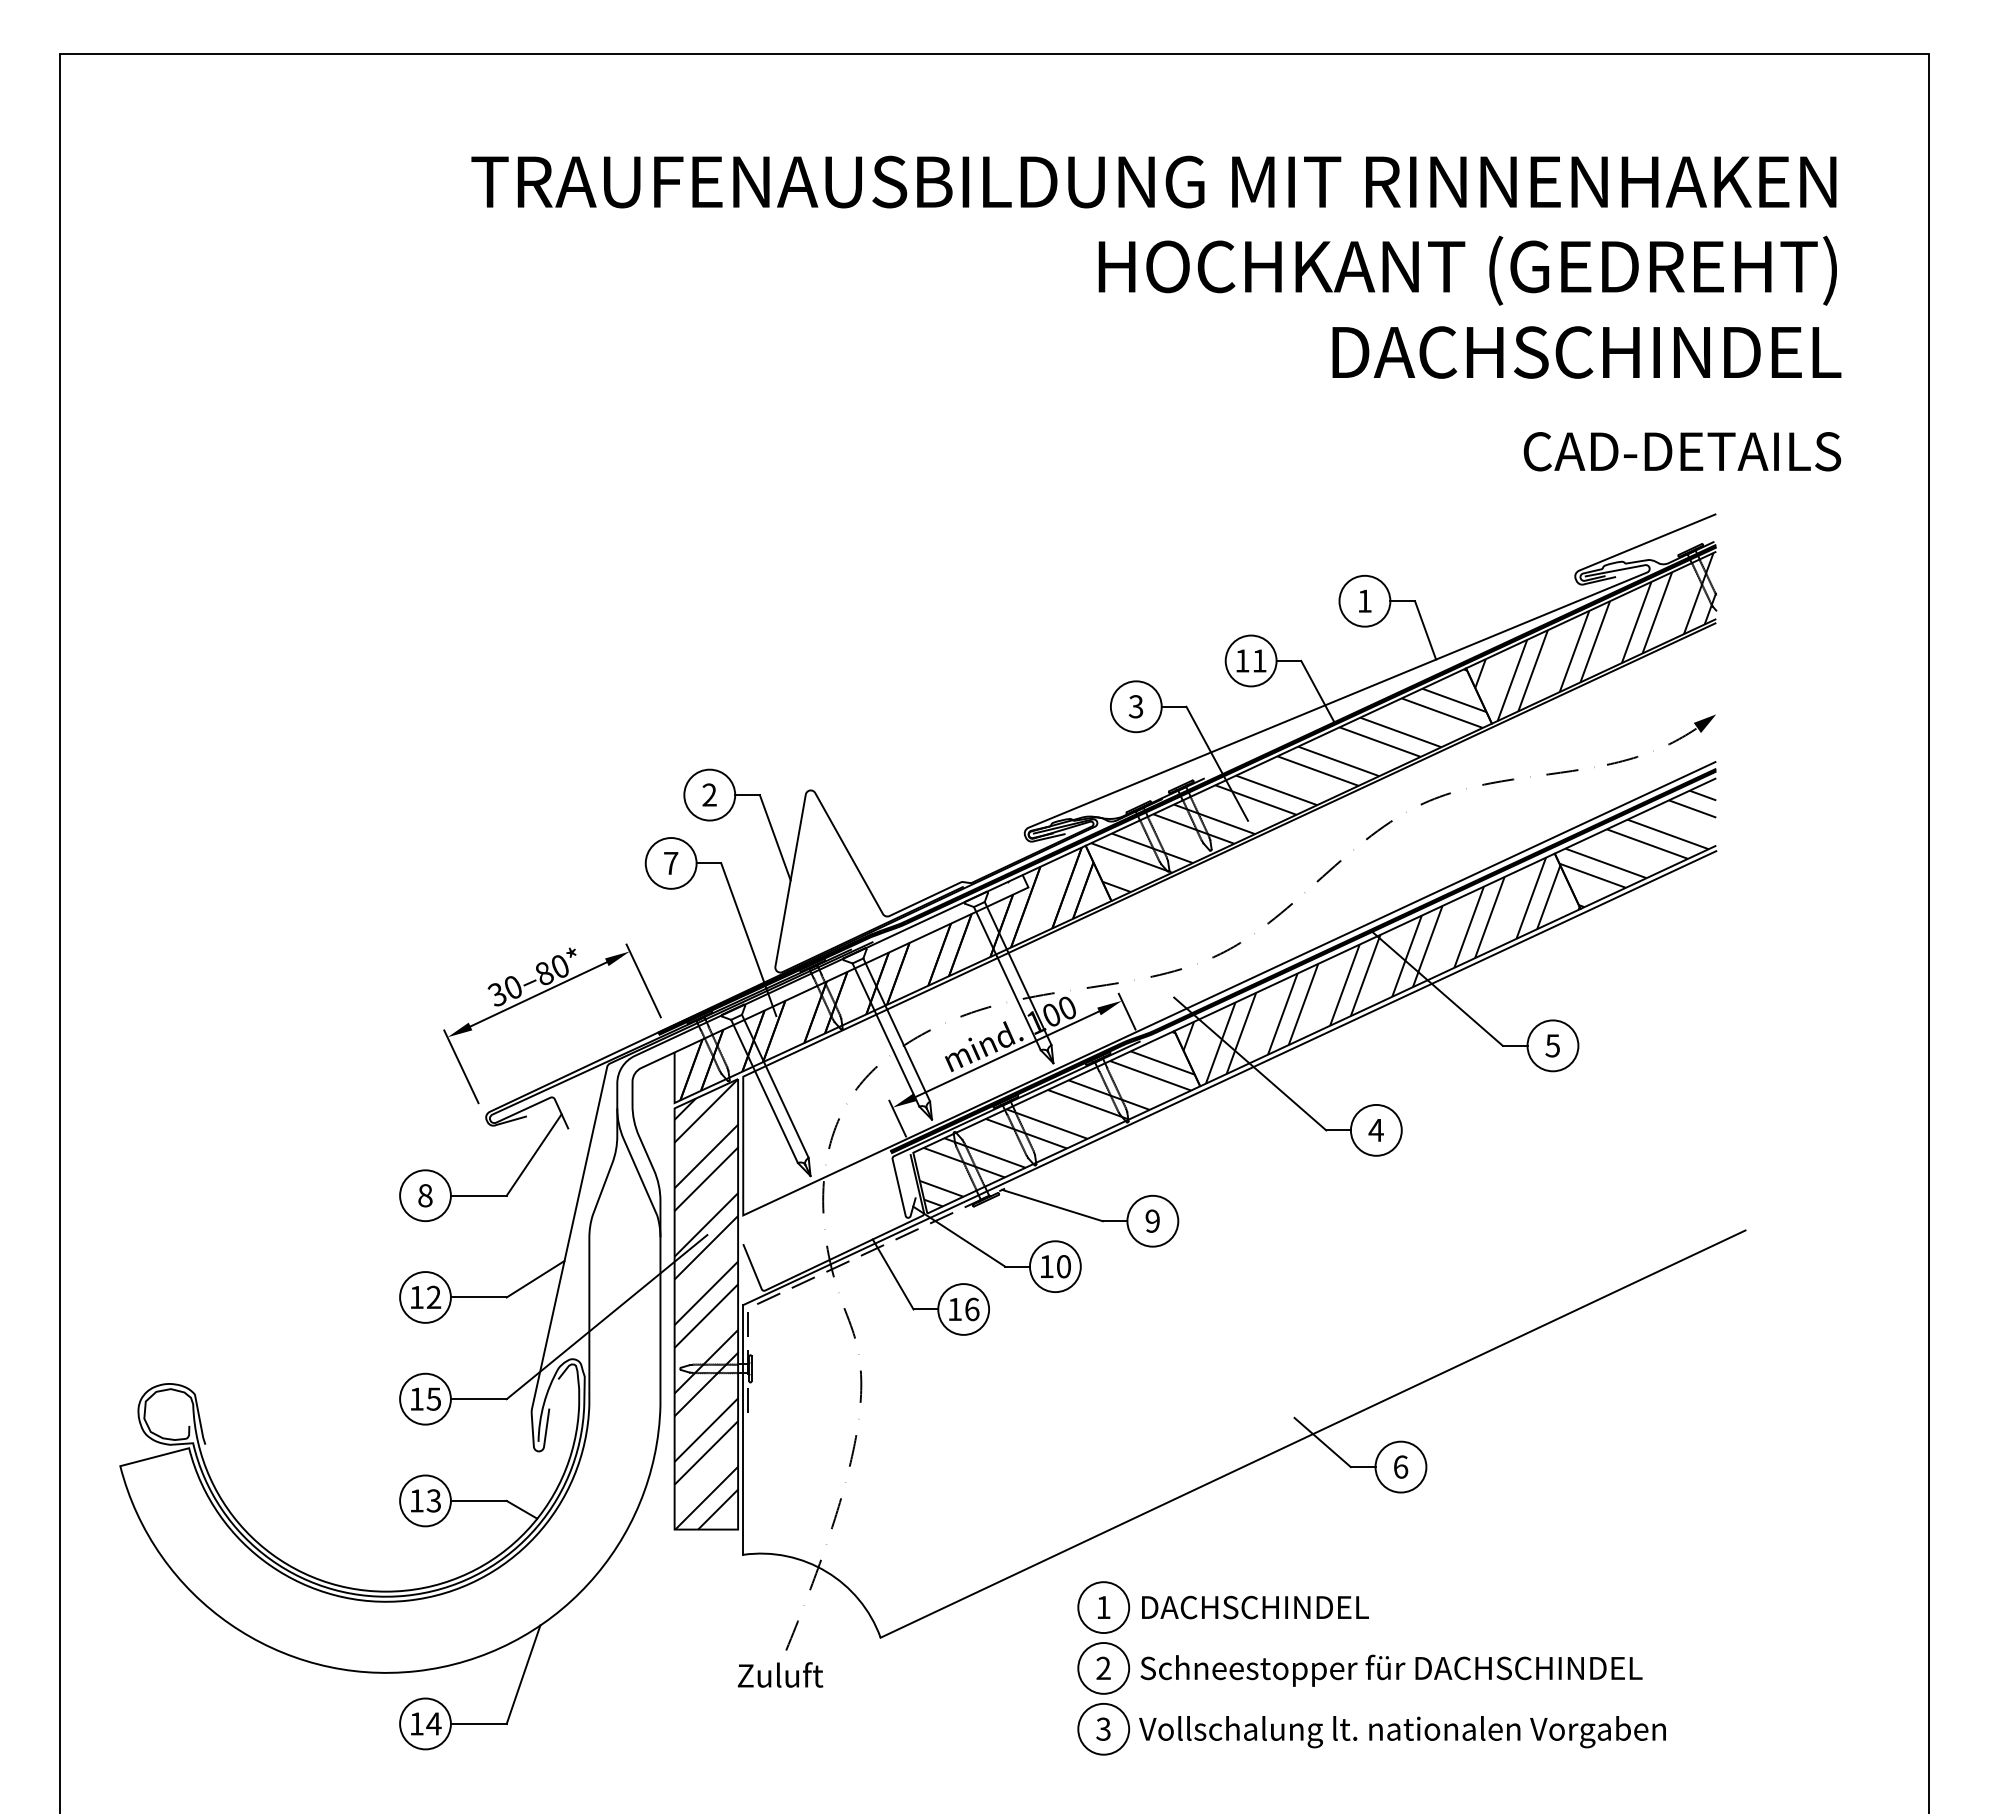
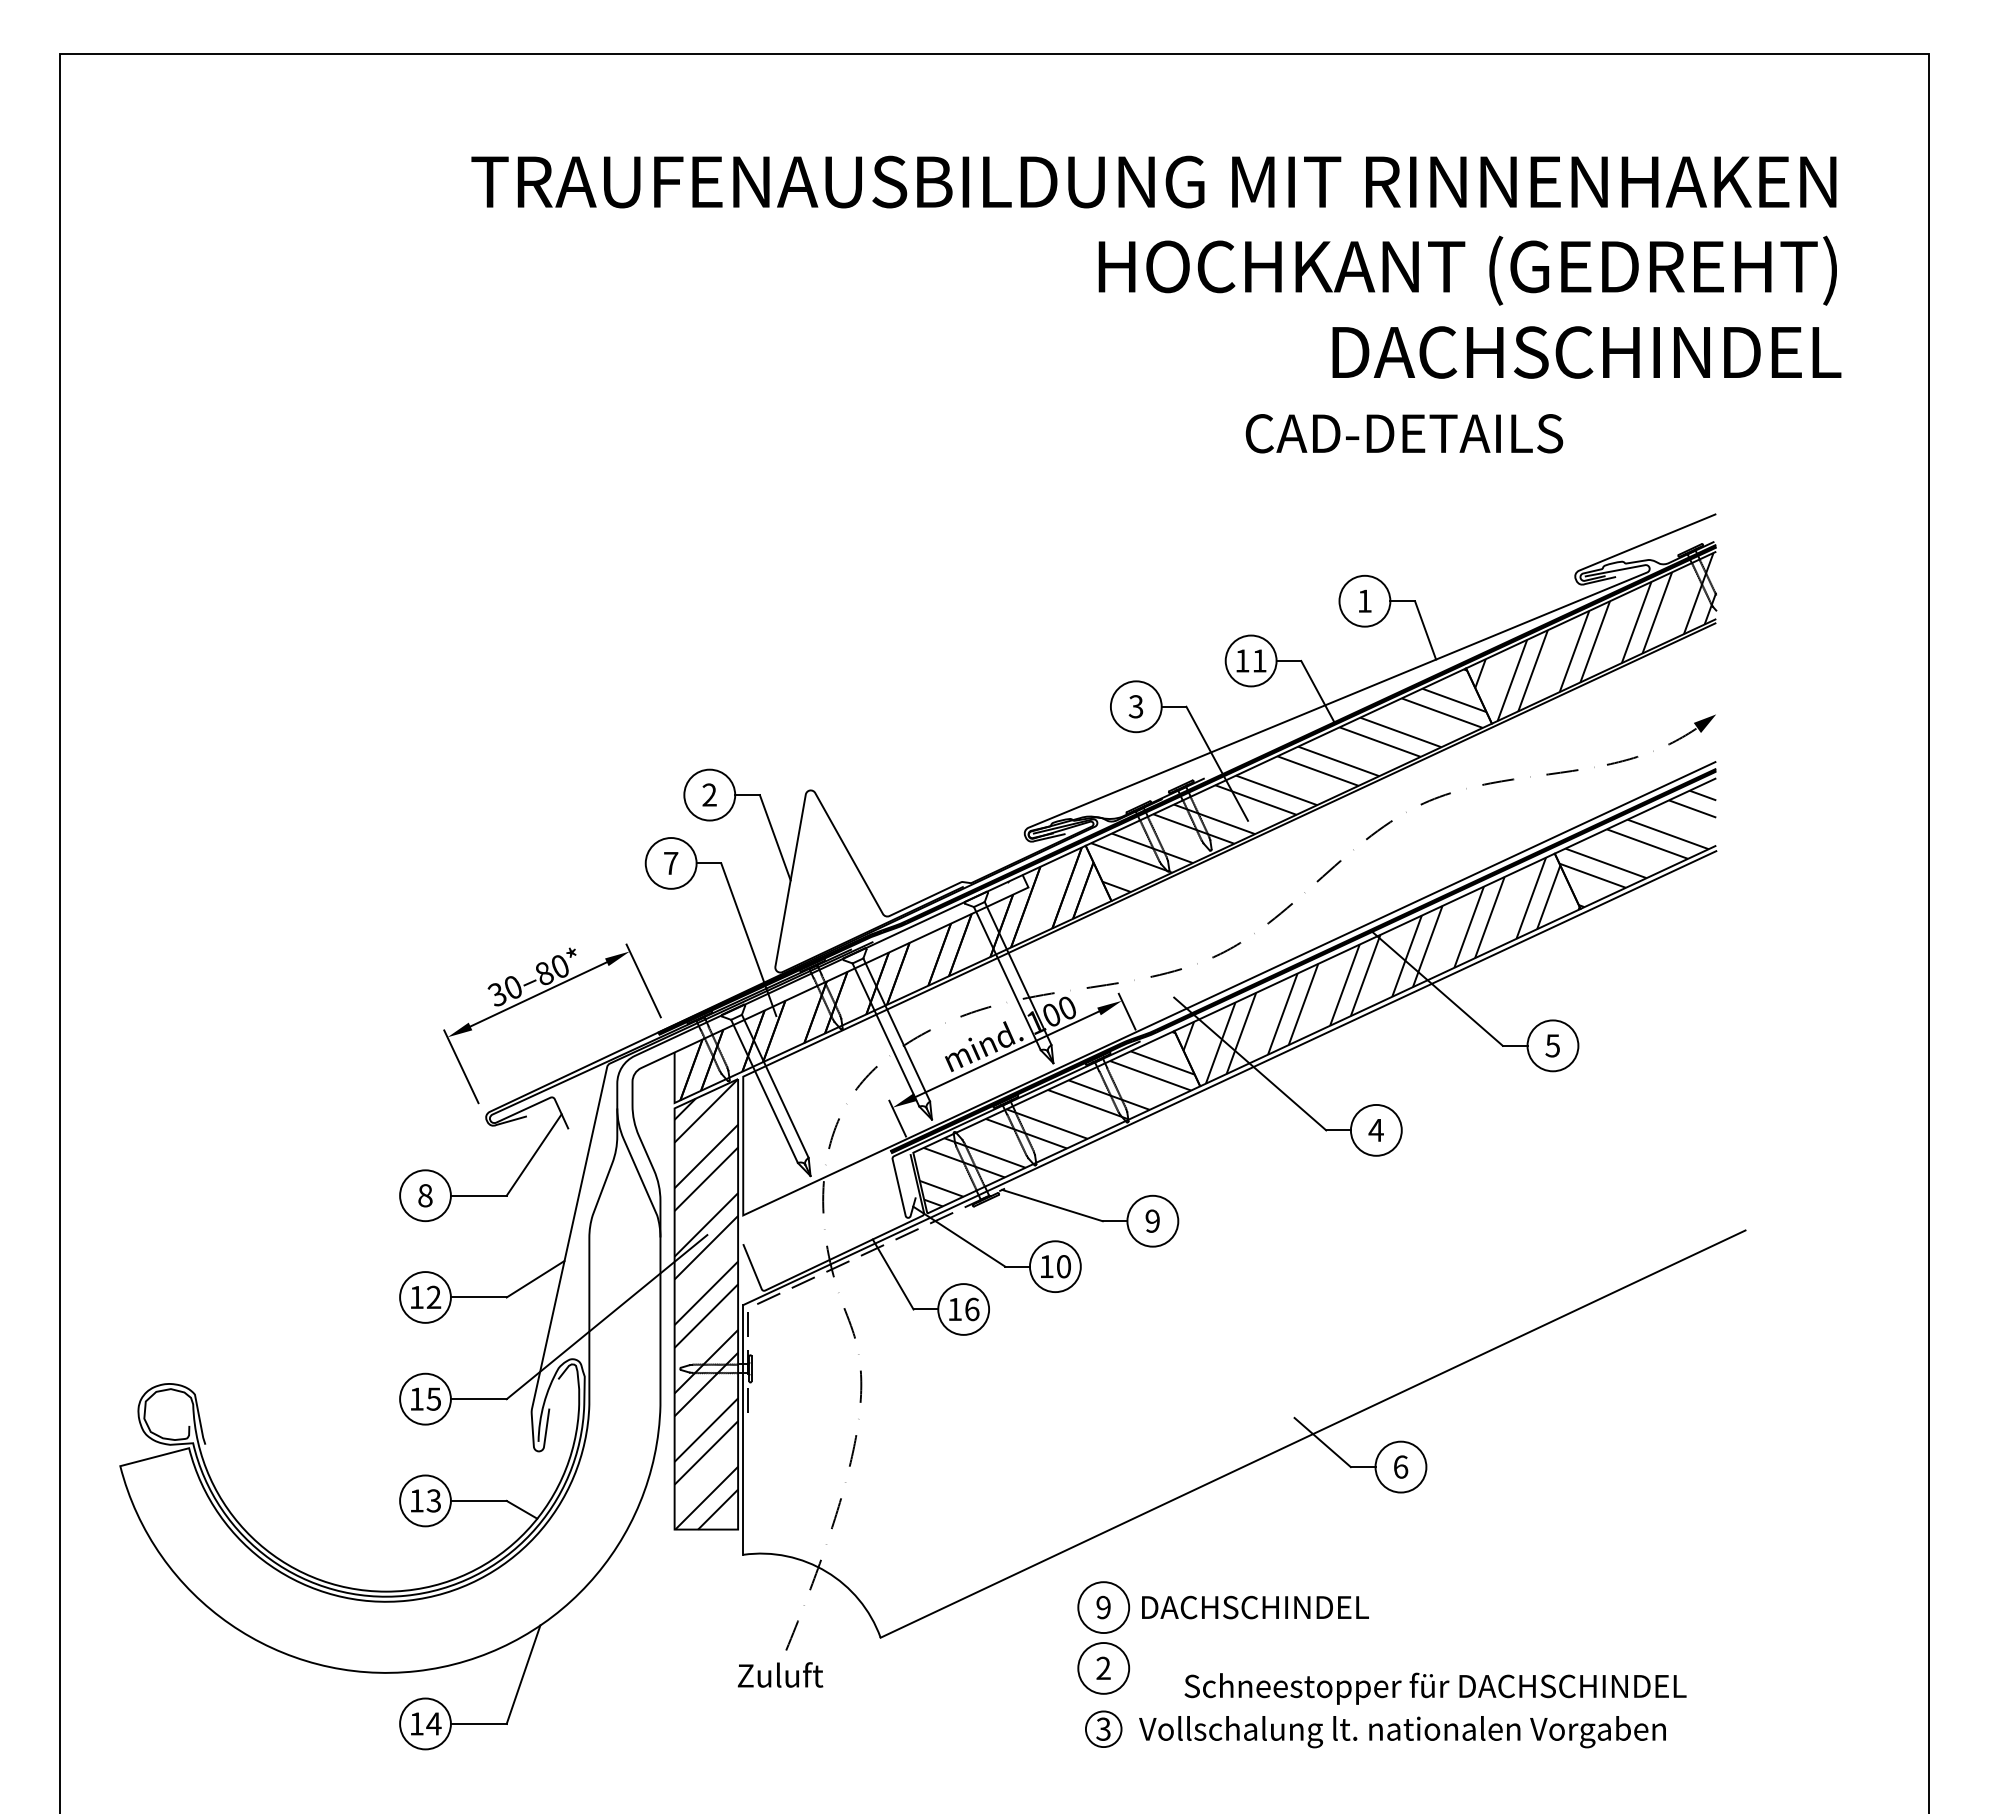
text position: (1682, 451) -> (1404, 433) (1404, 433)
text: 1 -> 9 (1103, 1607)
text position: (1391, 1670) -> (1435, 1688) (1435, 1688)
circle diameter: 51 px -> 36 px (1103, 1729)
